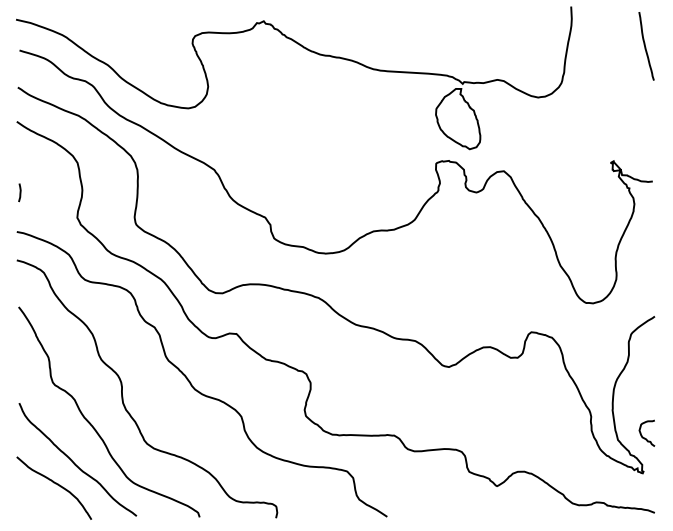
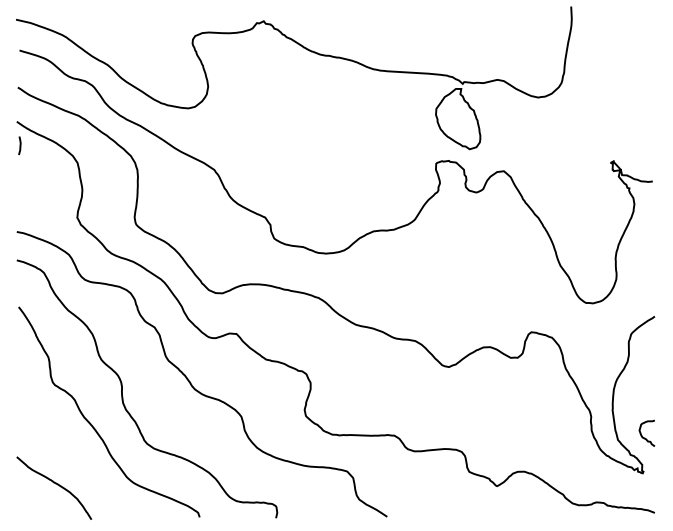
curve: present -> none (645, 46)
line position: (19, 192) -> (19, 145) (19, 145)
curve: present -> none (74, 462)
